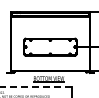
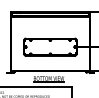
line: dashed -> solid (35, 87)
